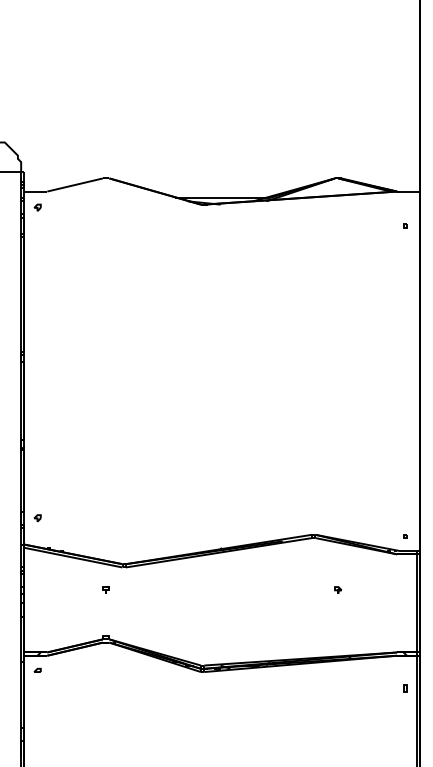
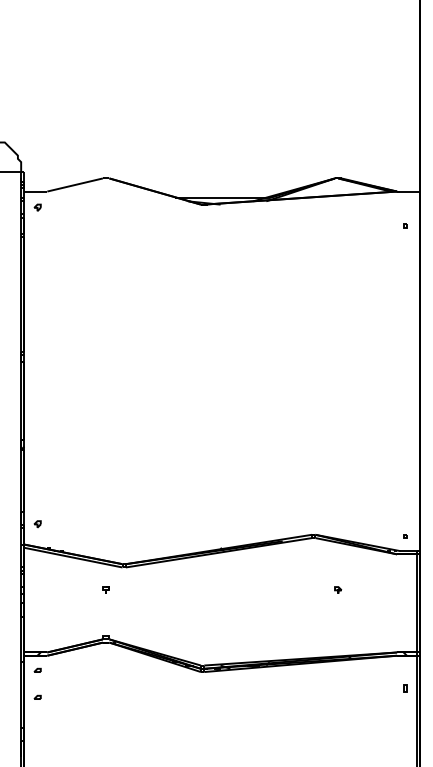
part position: (37, 518) -> (37, 524) (37, 524)
part: none -> present (37, 696)
